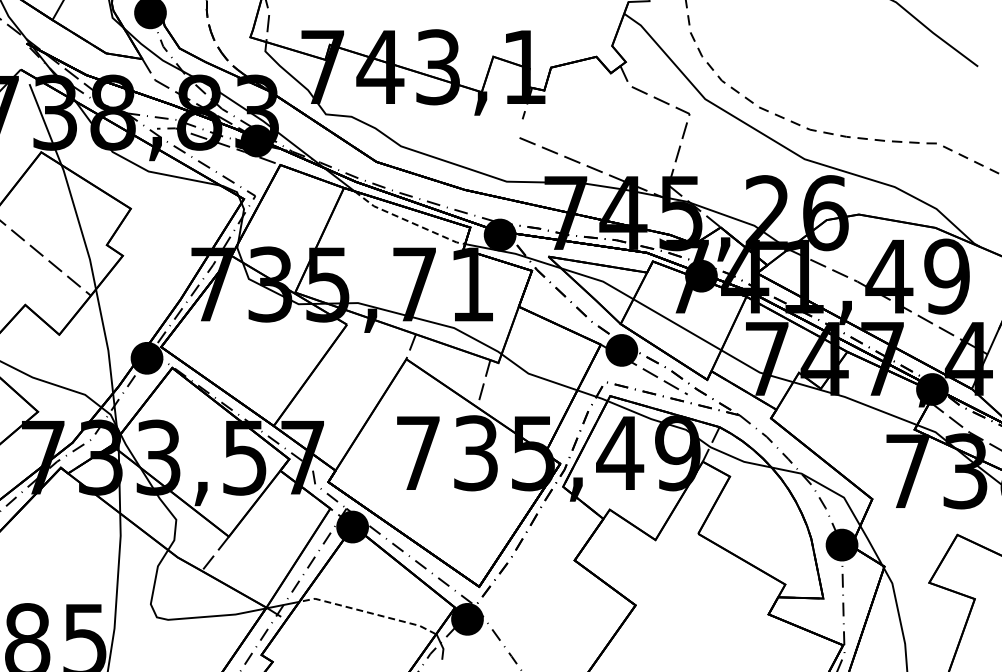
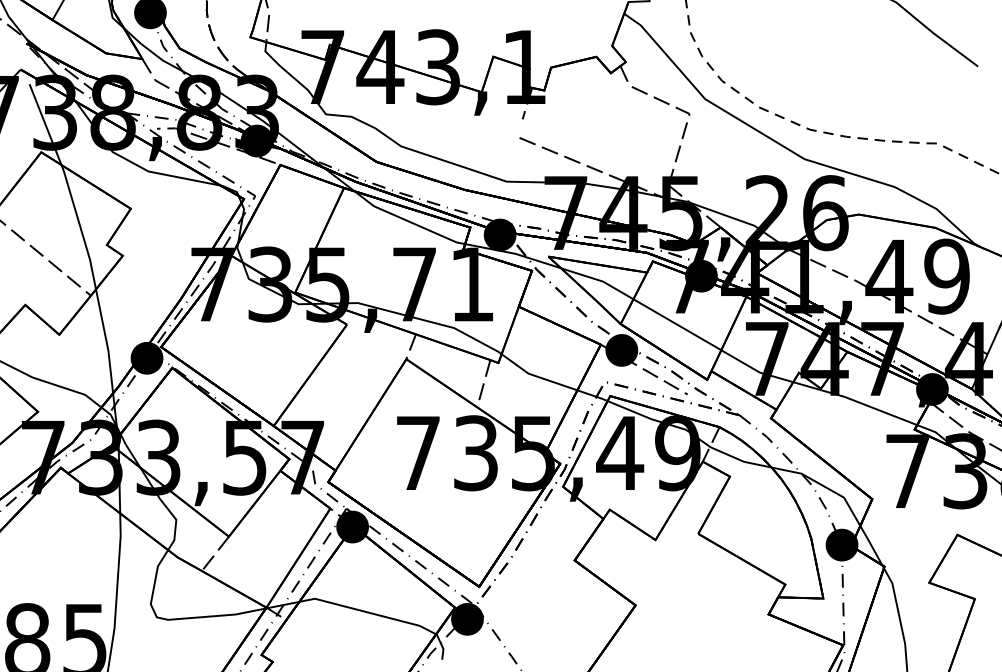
line: dashed -> solid (408, 221)
line: dashed -> solid (368, 612)
